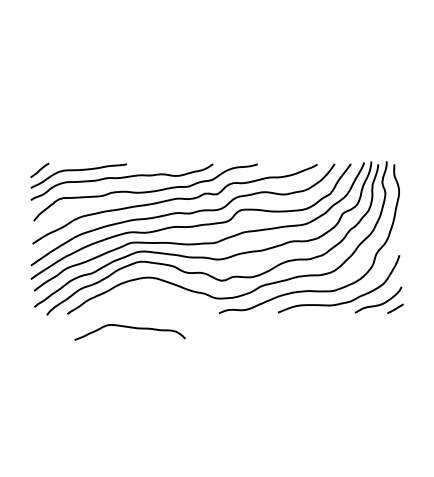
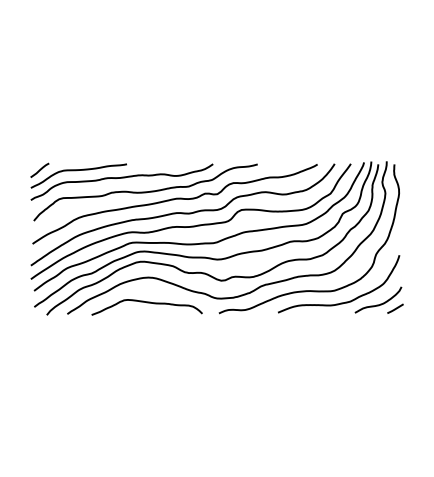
curve position: (129, 328) -> (146, 303) (146, 303)
